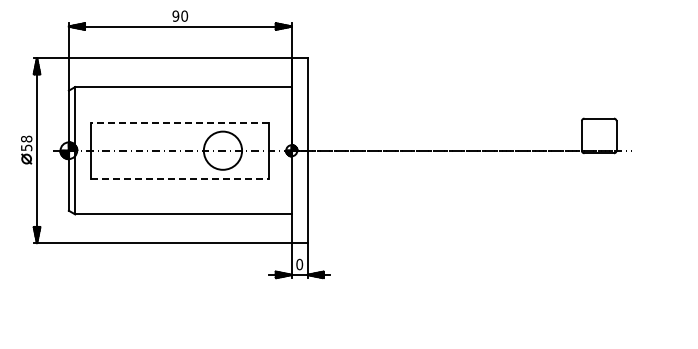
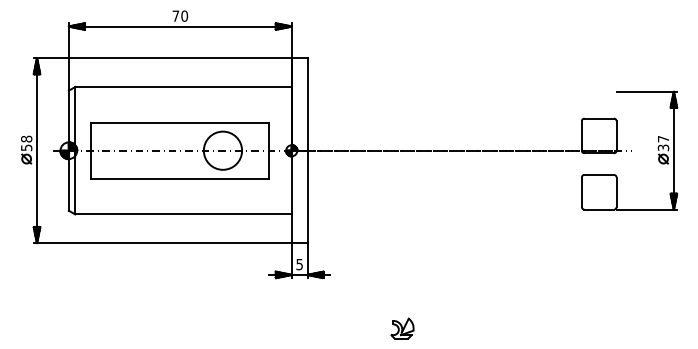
text: 90 -> 70 (175, 15)
line: dashed -> solid (179, 122)
part: none -> present (615, 174)
line: dashed -> solid (180, 178)
text: 0 -> 5 (299, 264)
part: none -> present (402, 328)
